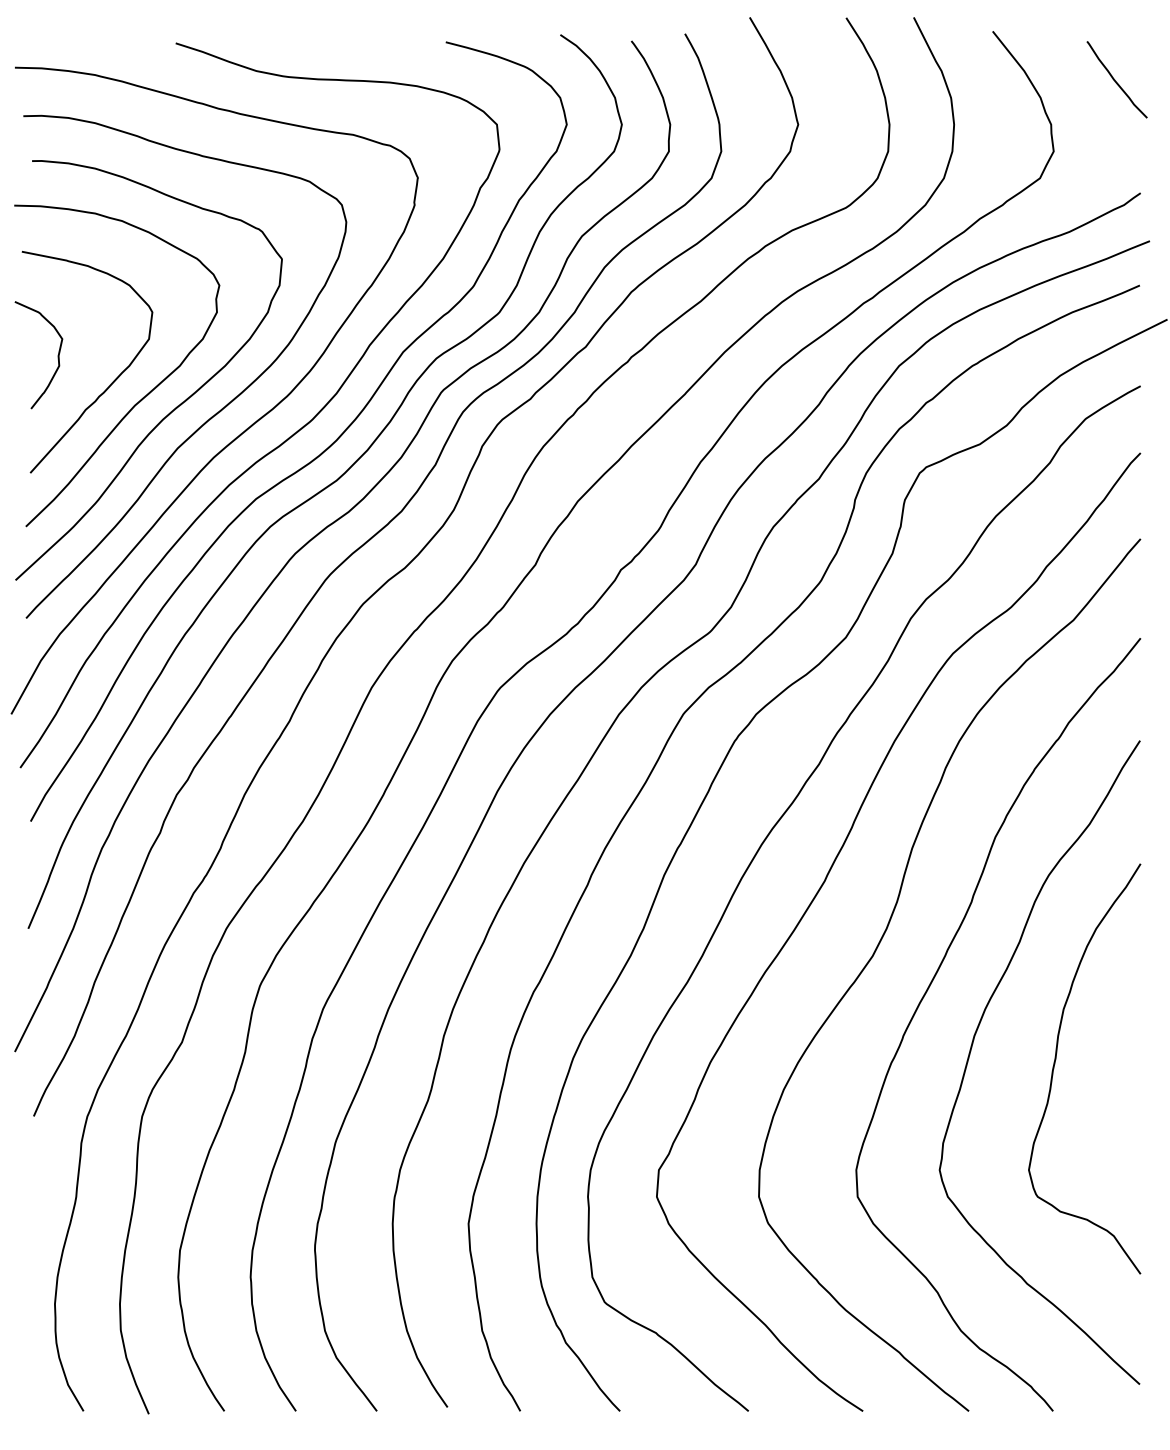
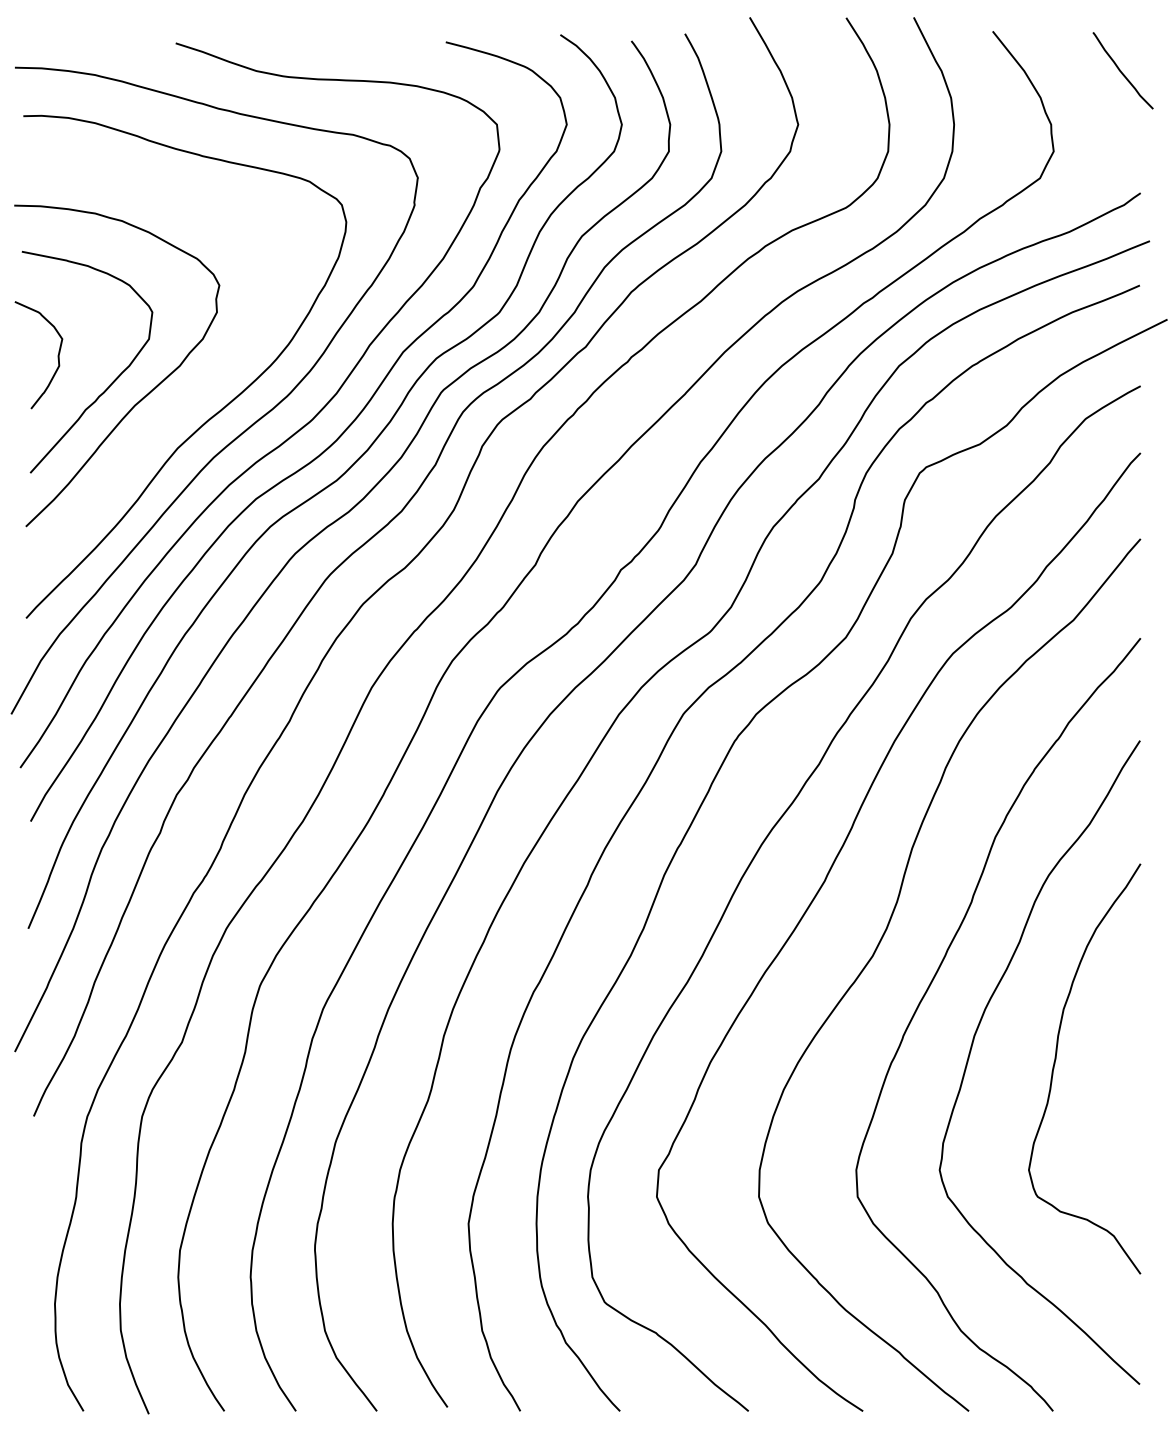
curve position: (1115, 79) -> (1121, 70) (1121, 70)
curve: present -> none (177, 405)
